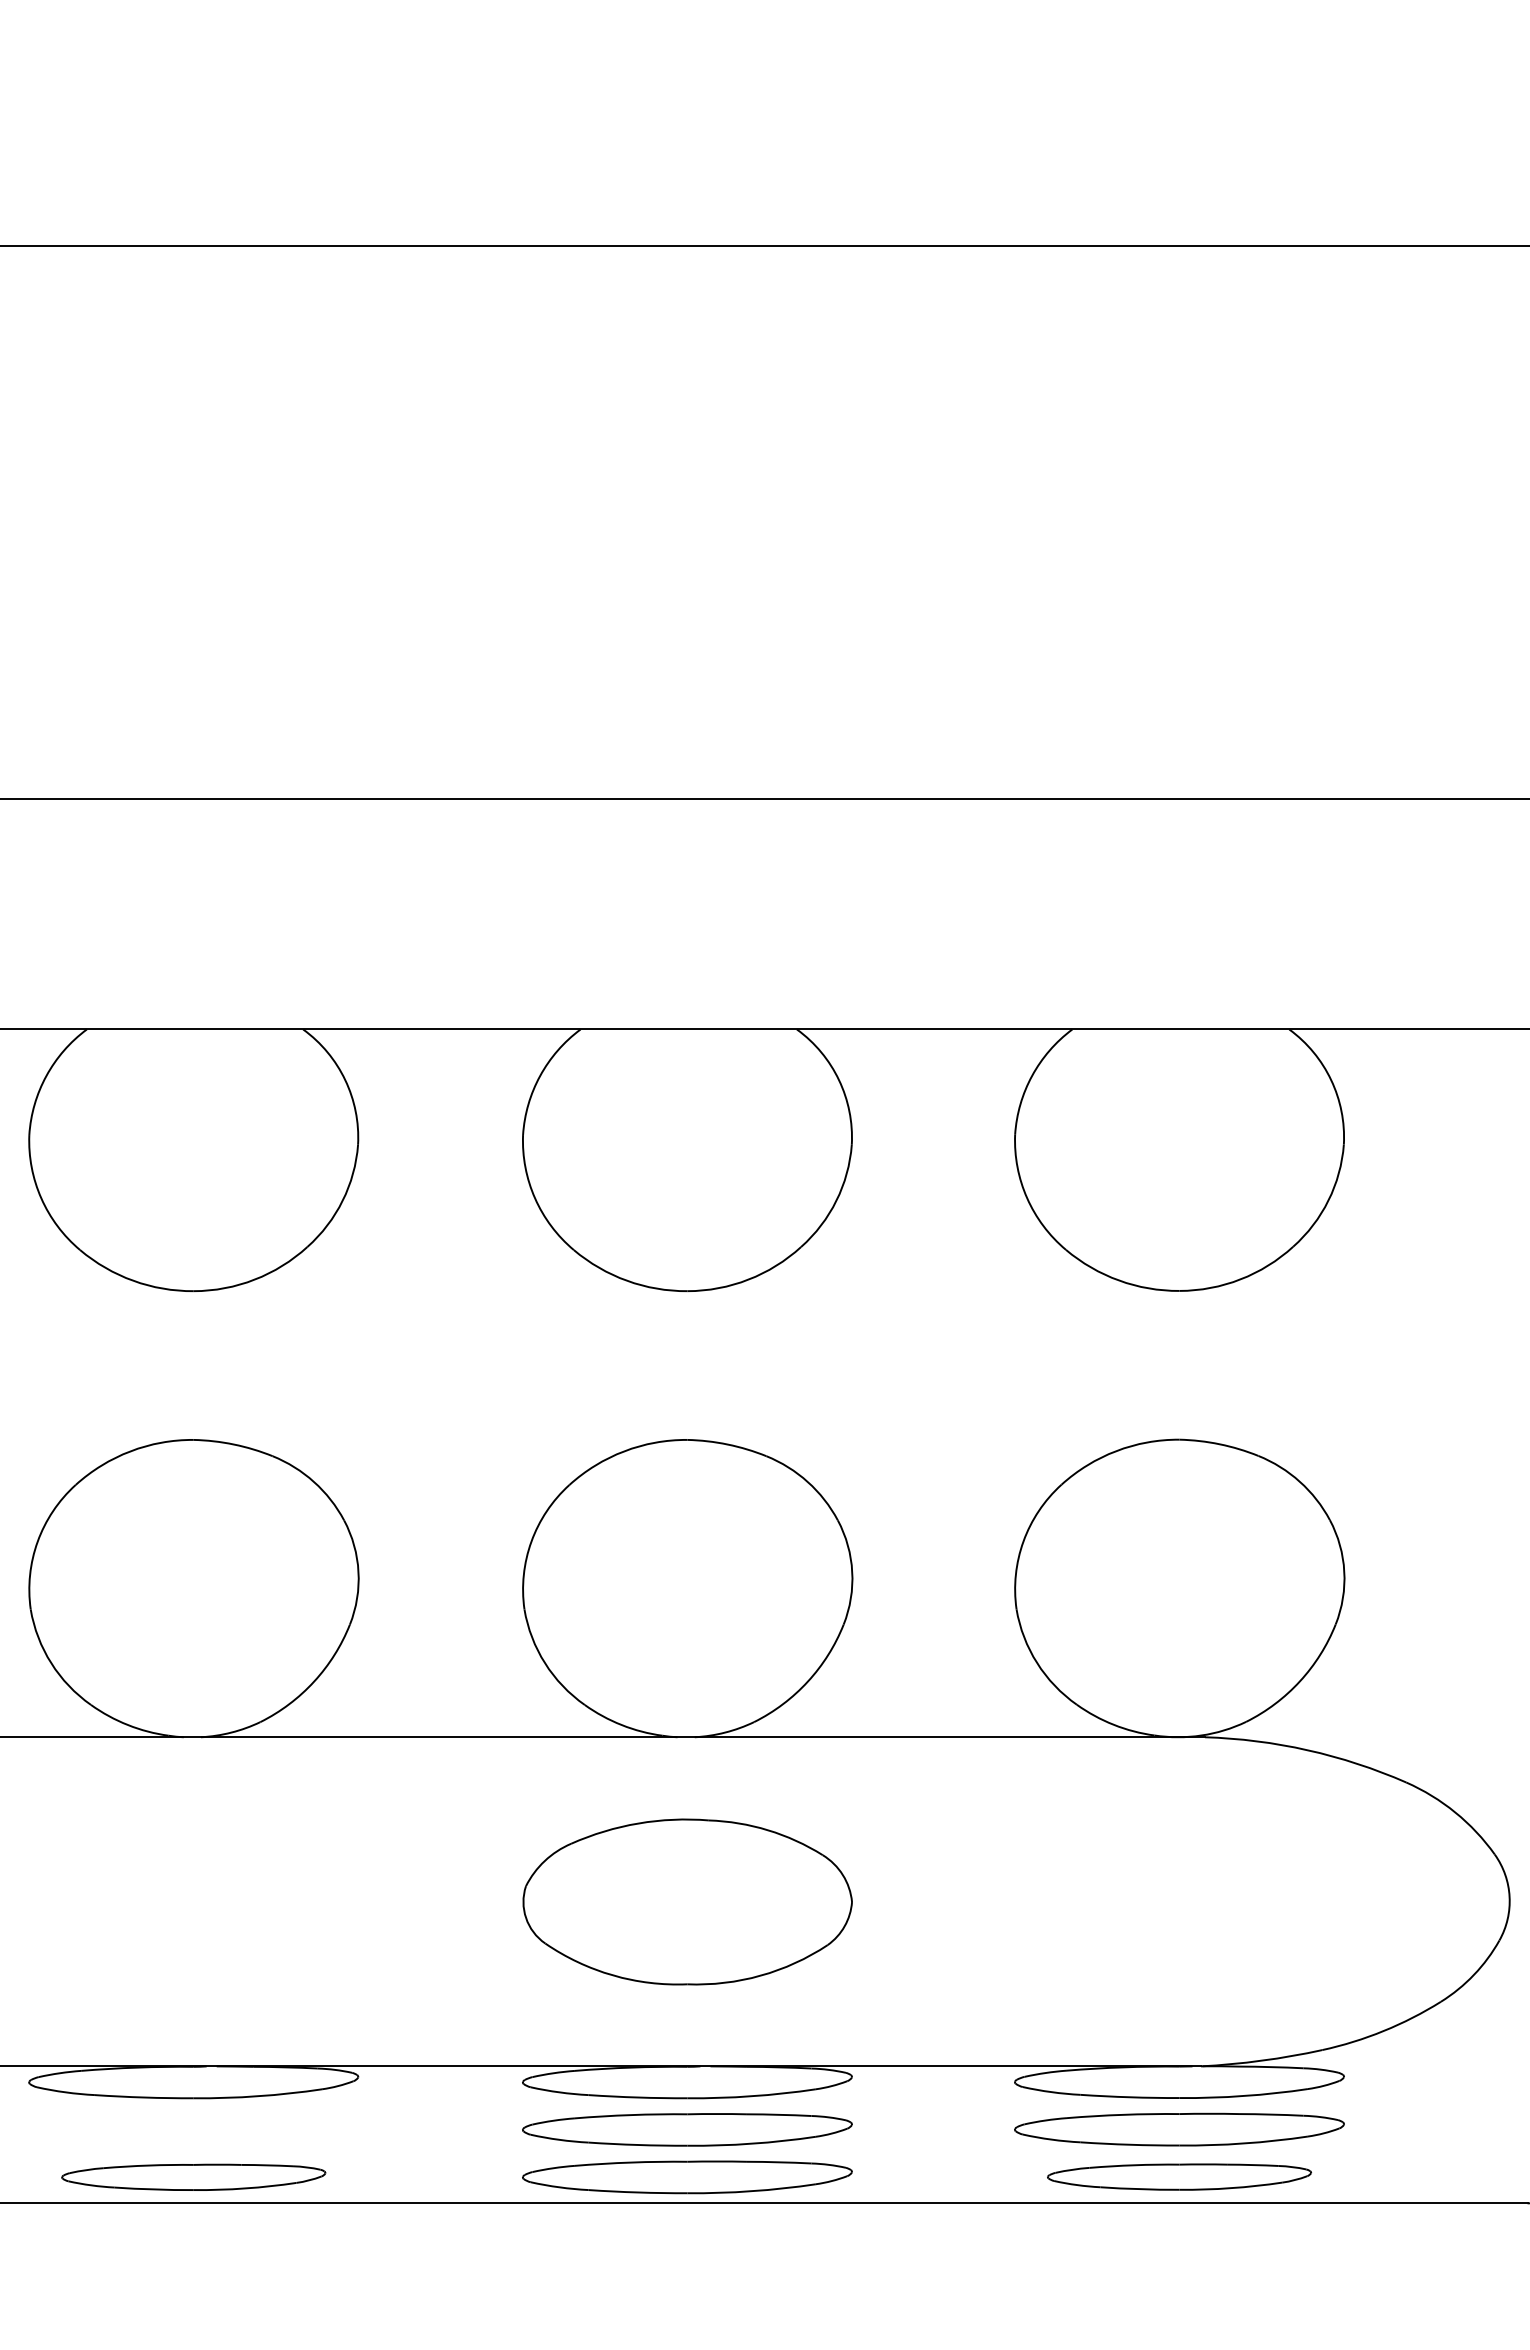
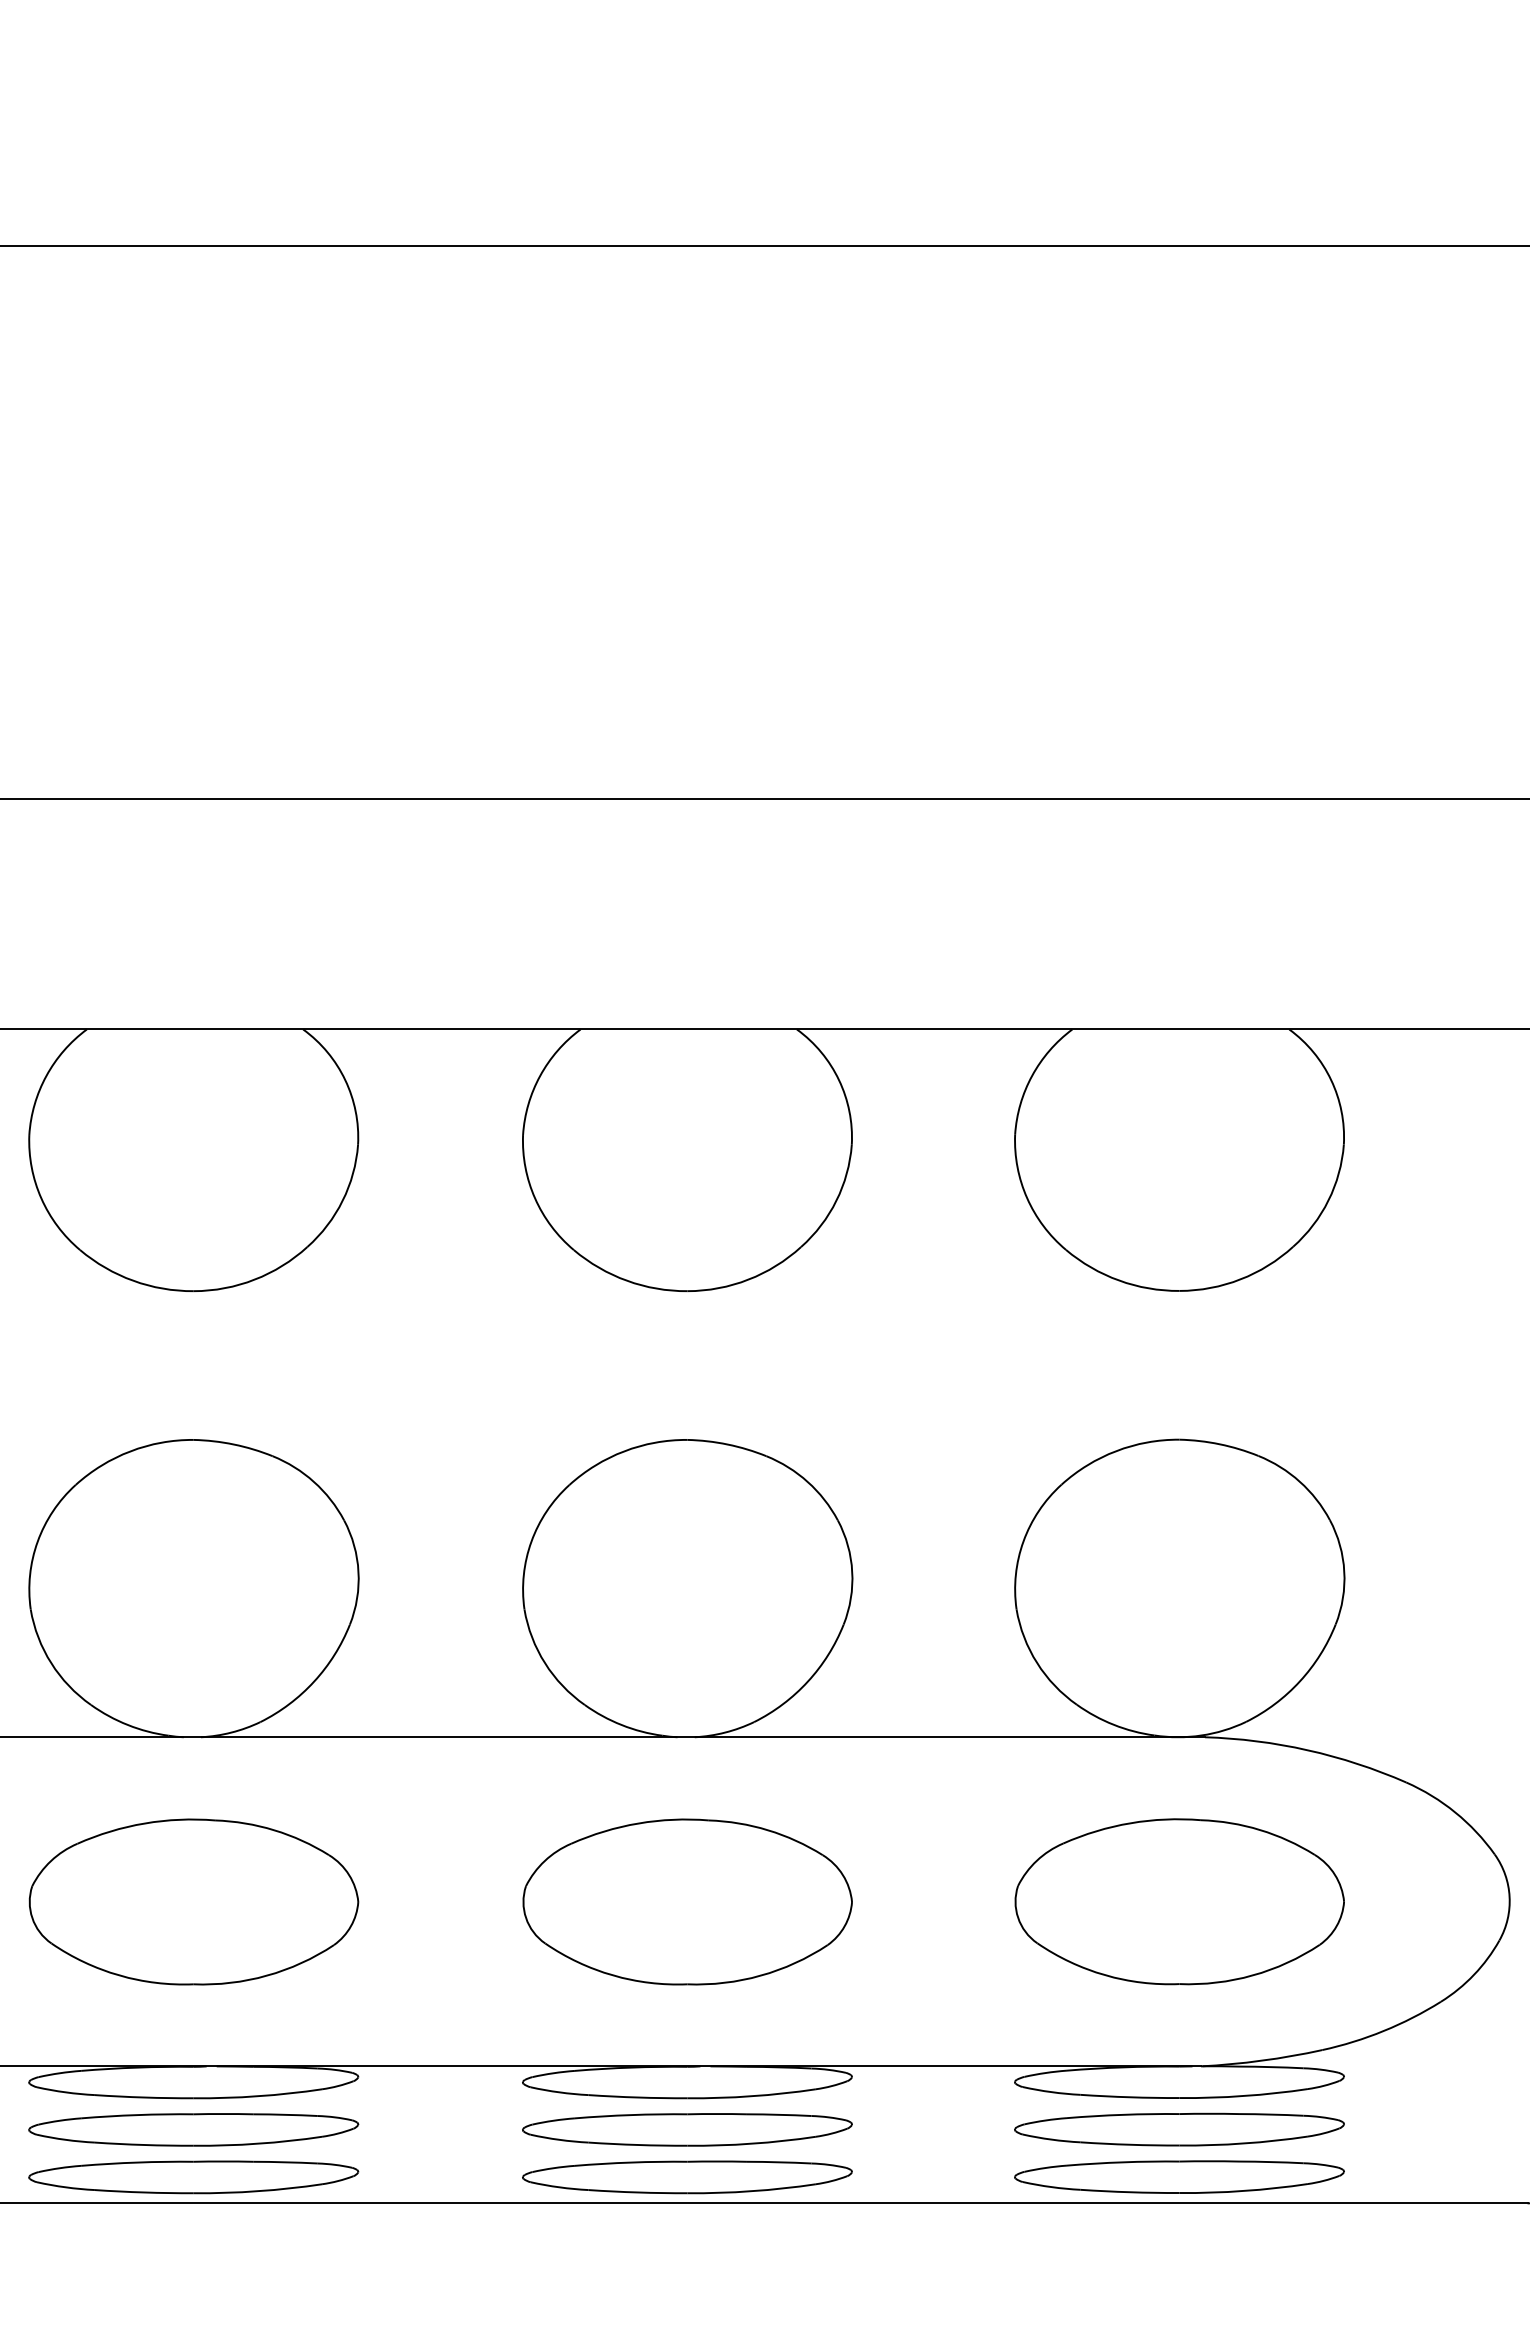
part: none -> present (193, 1901)
part: none -> present (1179, 1901)
part: none -> present (193, 2129)
part size: 266x28 px -> 332x35 px (193, 2177)
part size: 265x28 px -> 331x34 px (1179, 2176)
